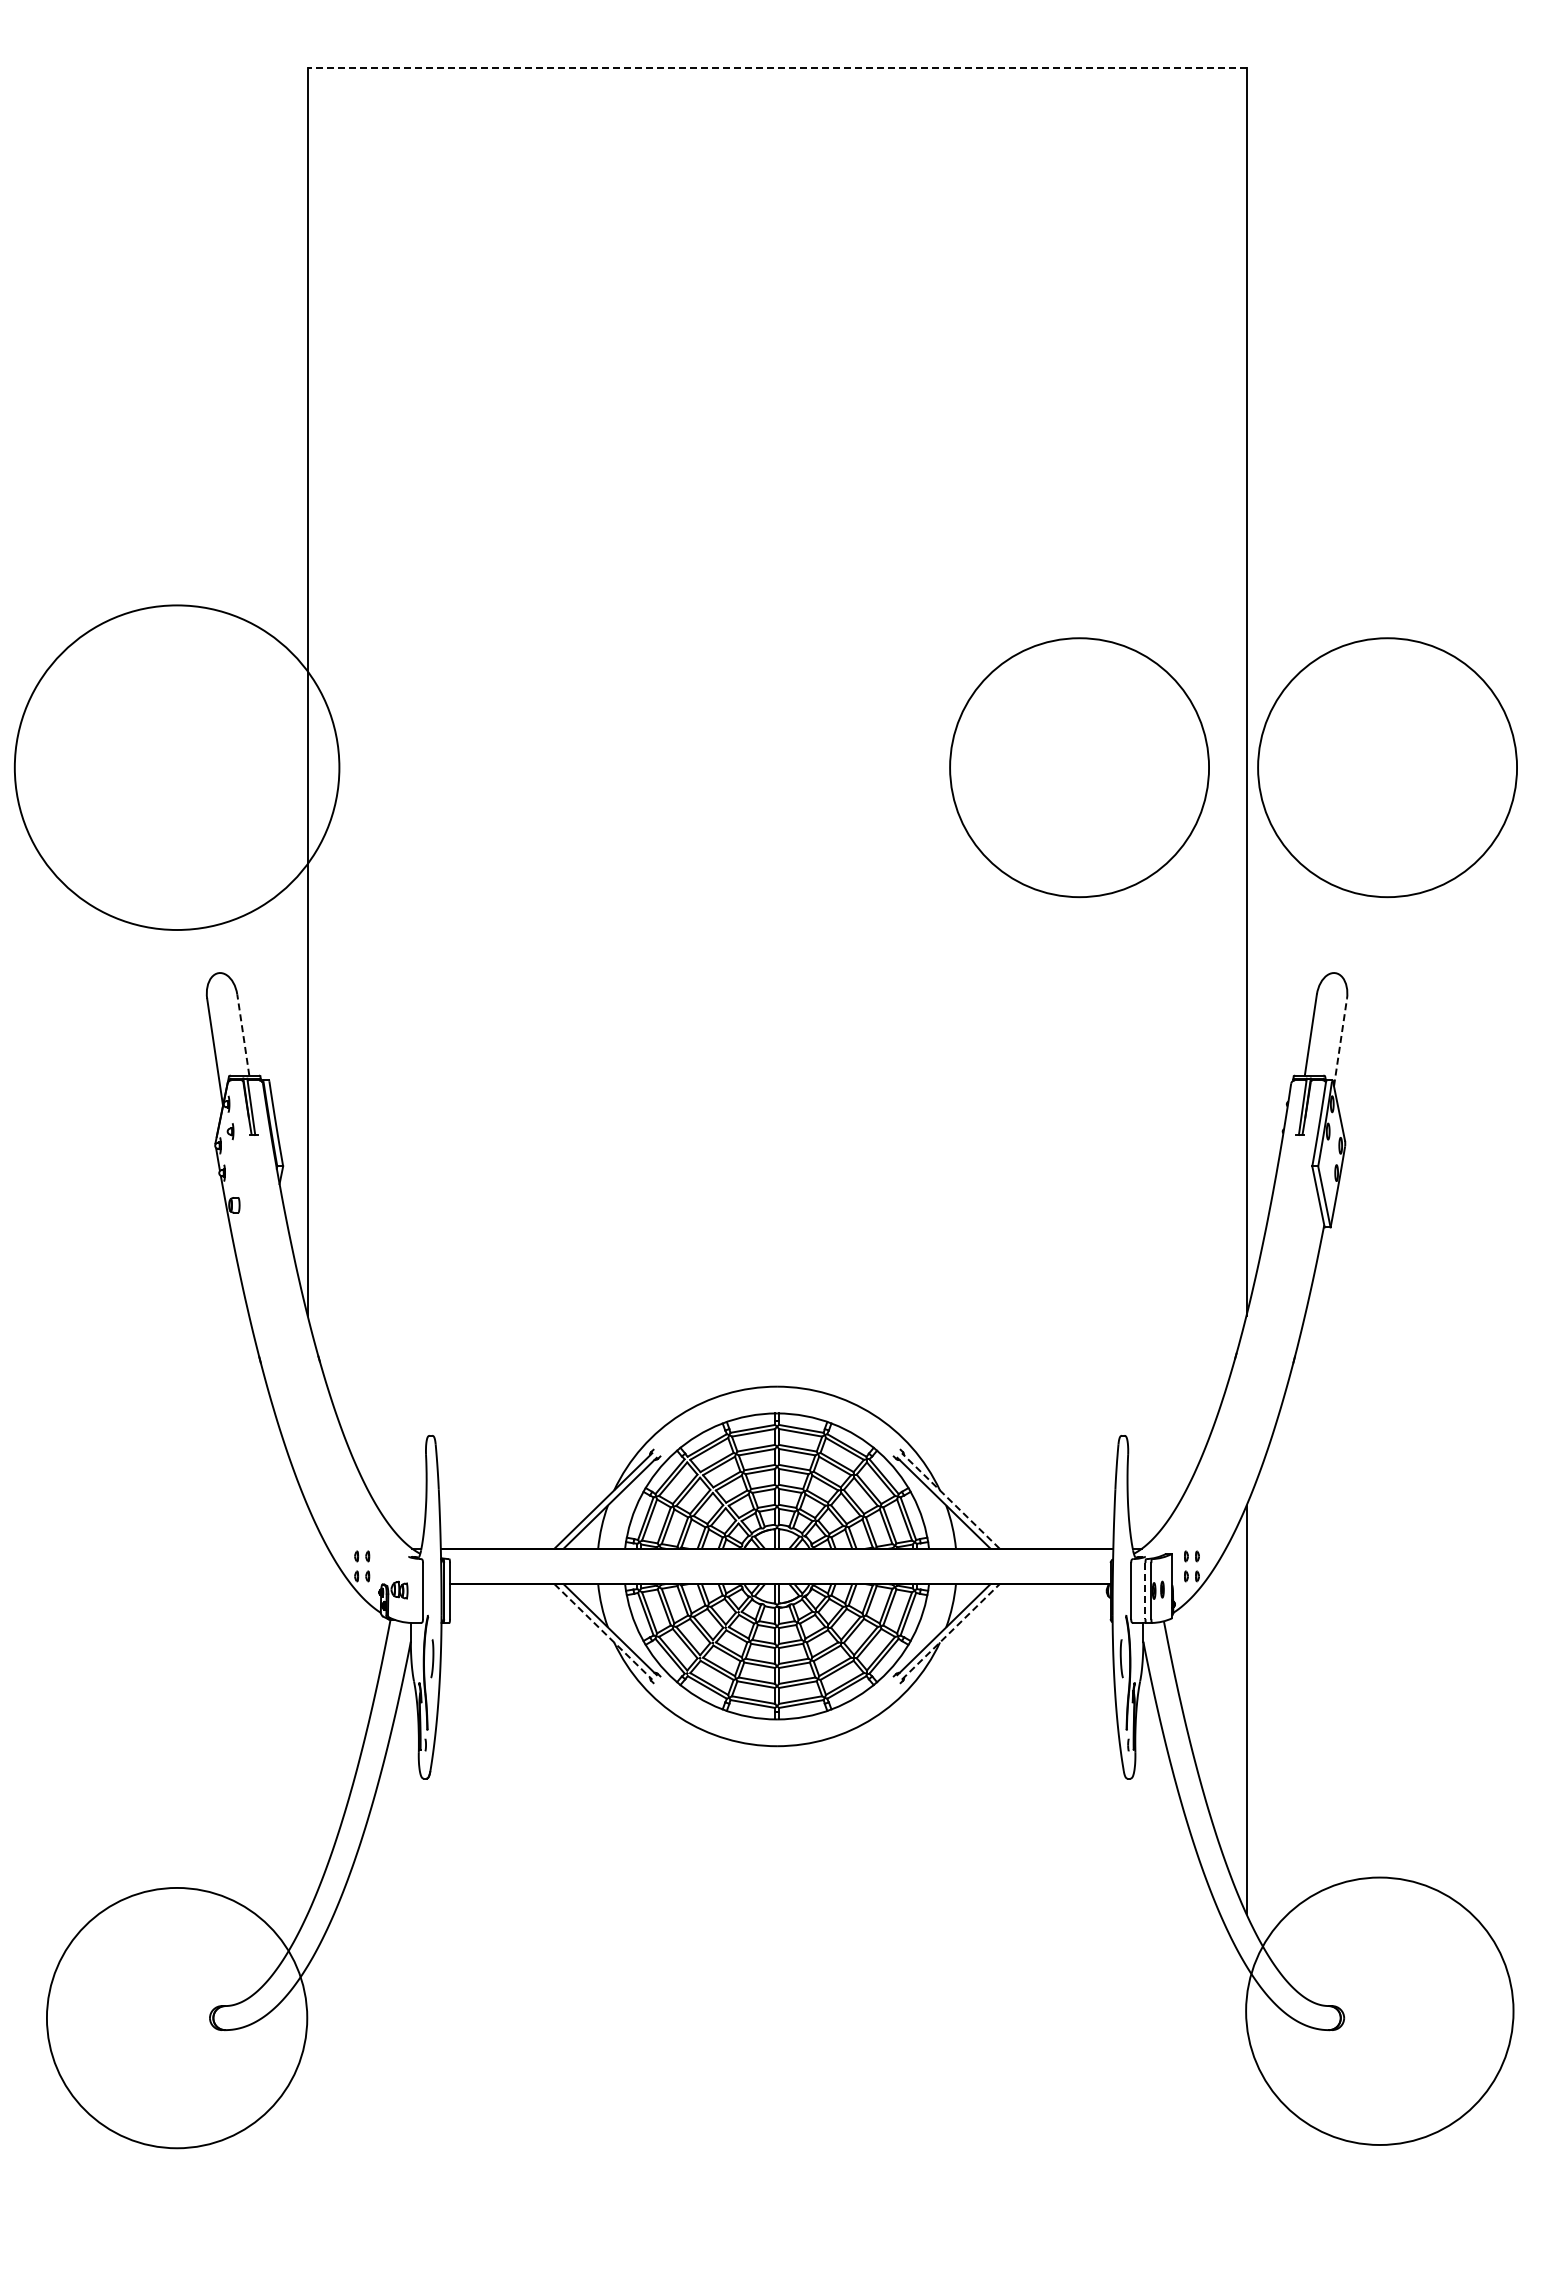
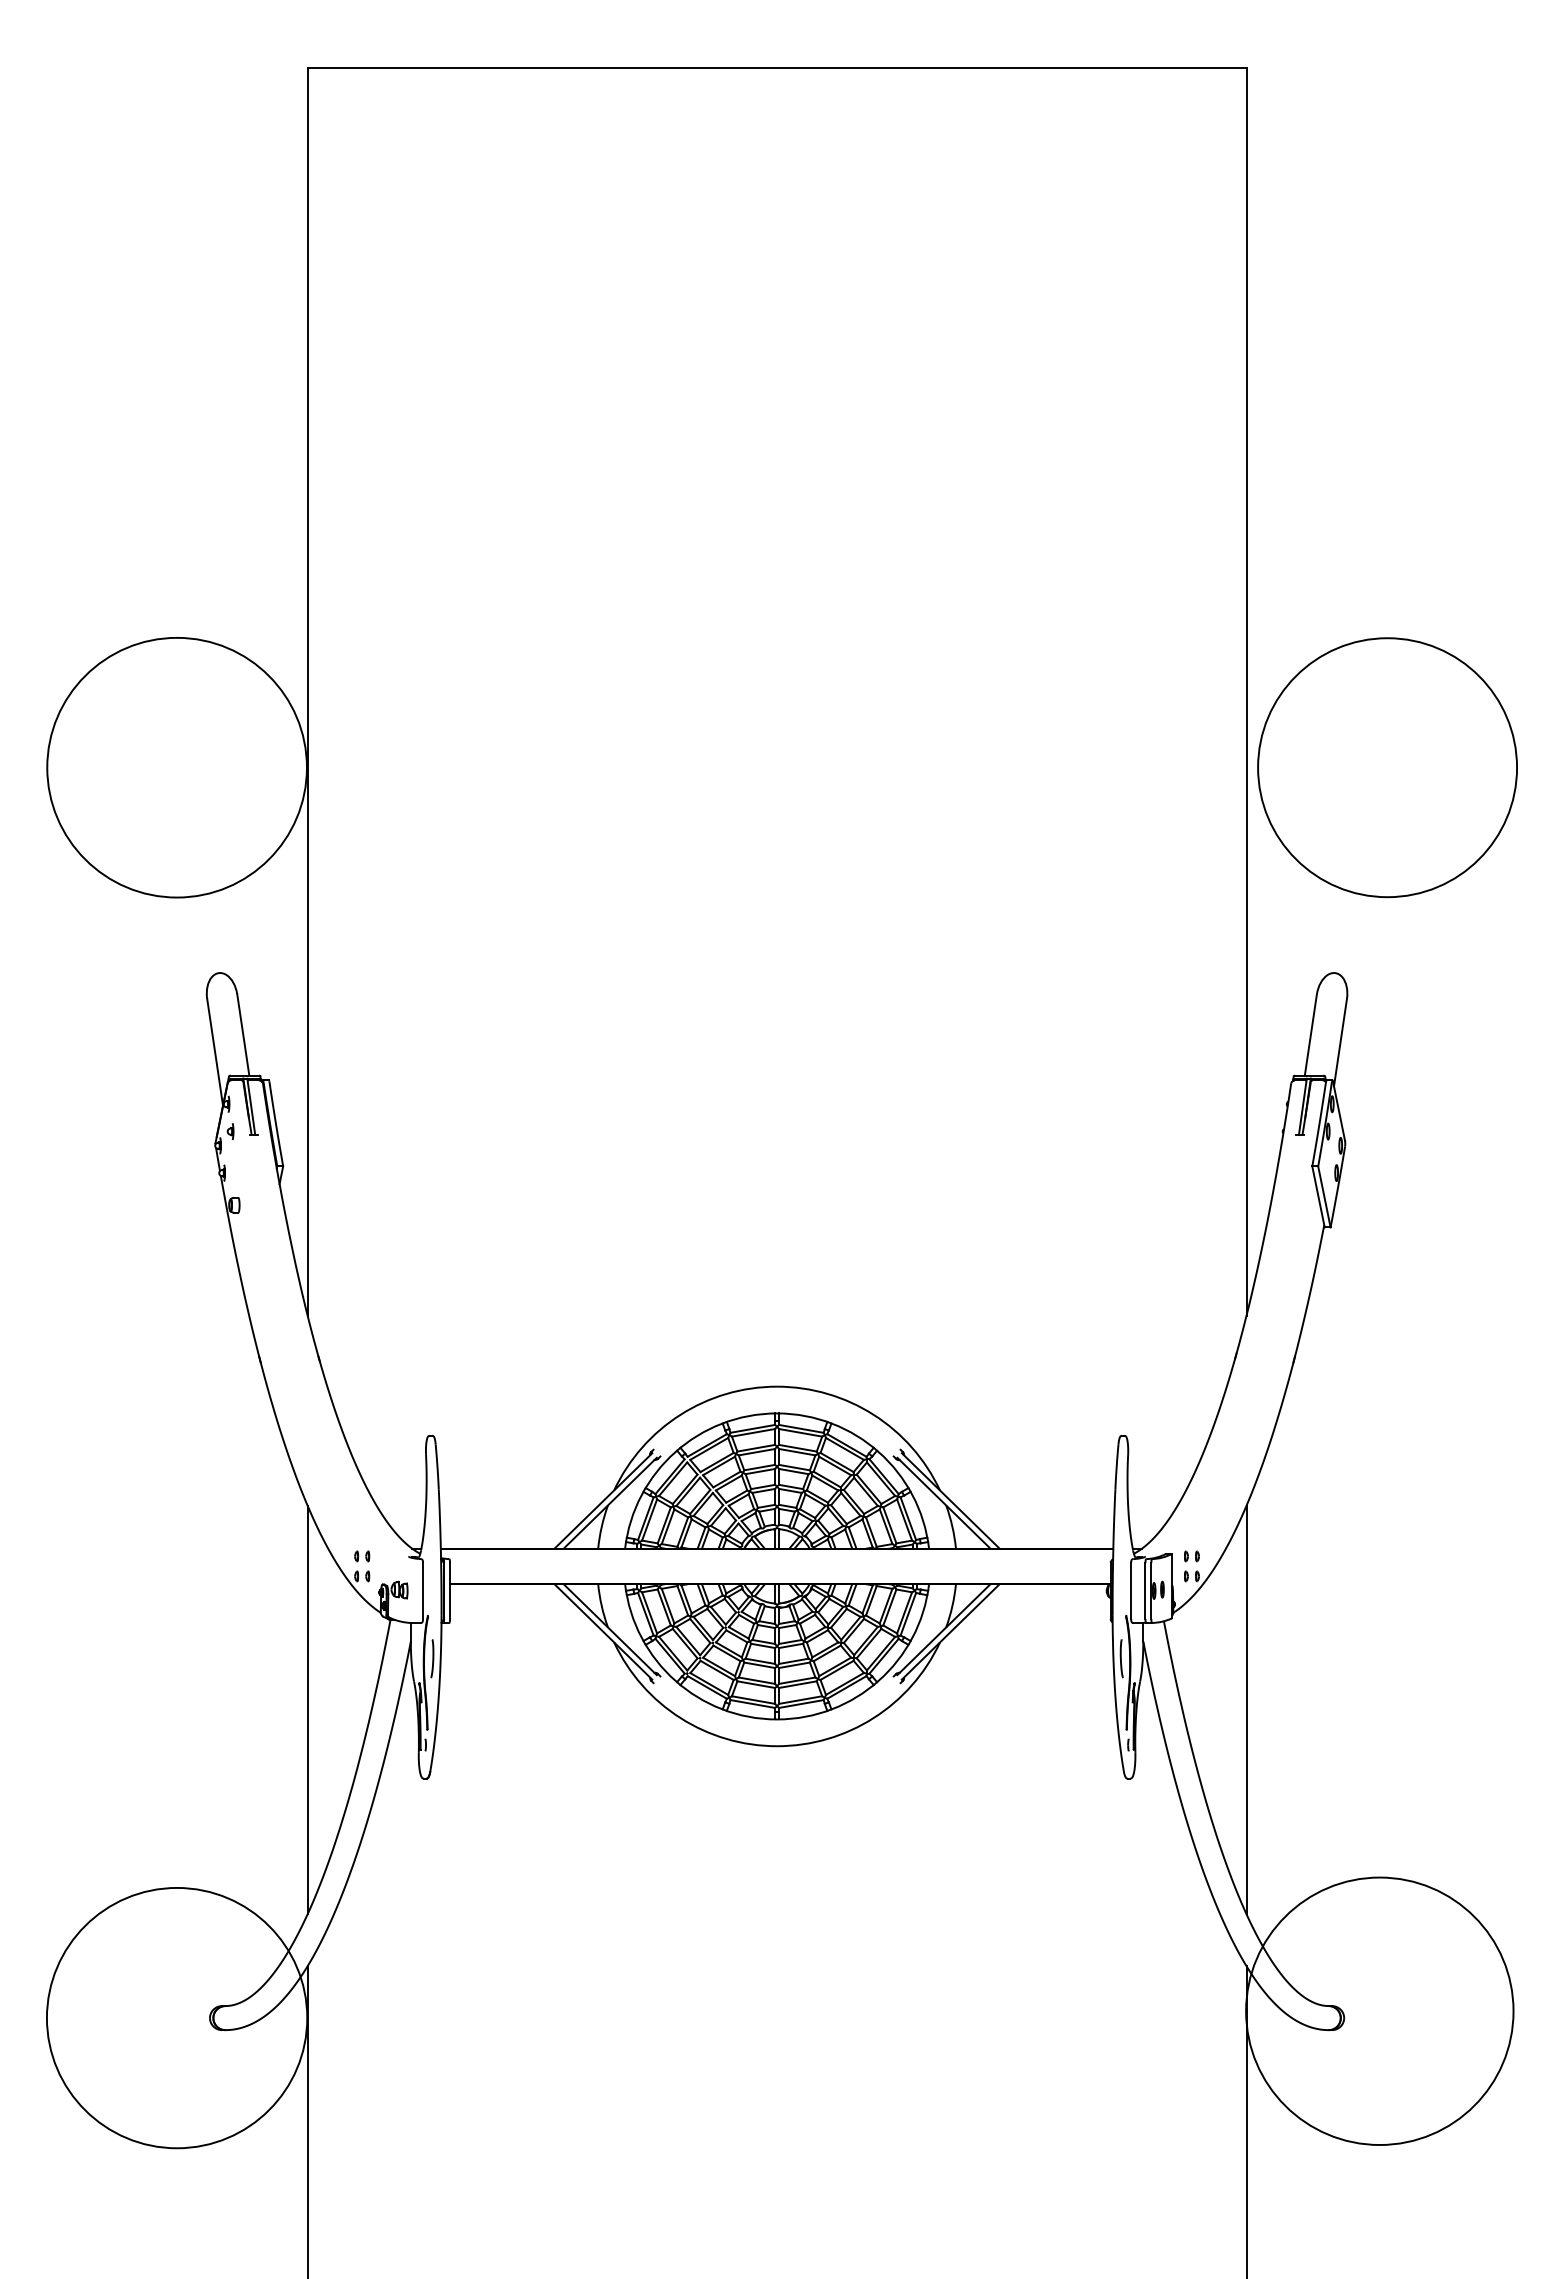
line: dashed -> solid (776, 68)
circle diameter: 325 px -> 260 px (176, 767)
circle: present -> none (1079, 767)
line: dashed -> solid (243, 1034)
line: dashed -> solid (1340, 1042)
line: dashed -> solid (950, 1500)
line: dashed -> solid (1145, 1591)
line: dashed -> solid (951, 1631)
line: dashed -> solid (603, 1632)
line: none -> present (307, 1709)
line: none -> present (307, 2120)
line: none -> present (1246, 2120)
